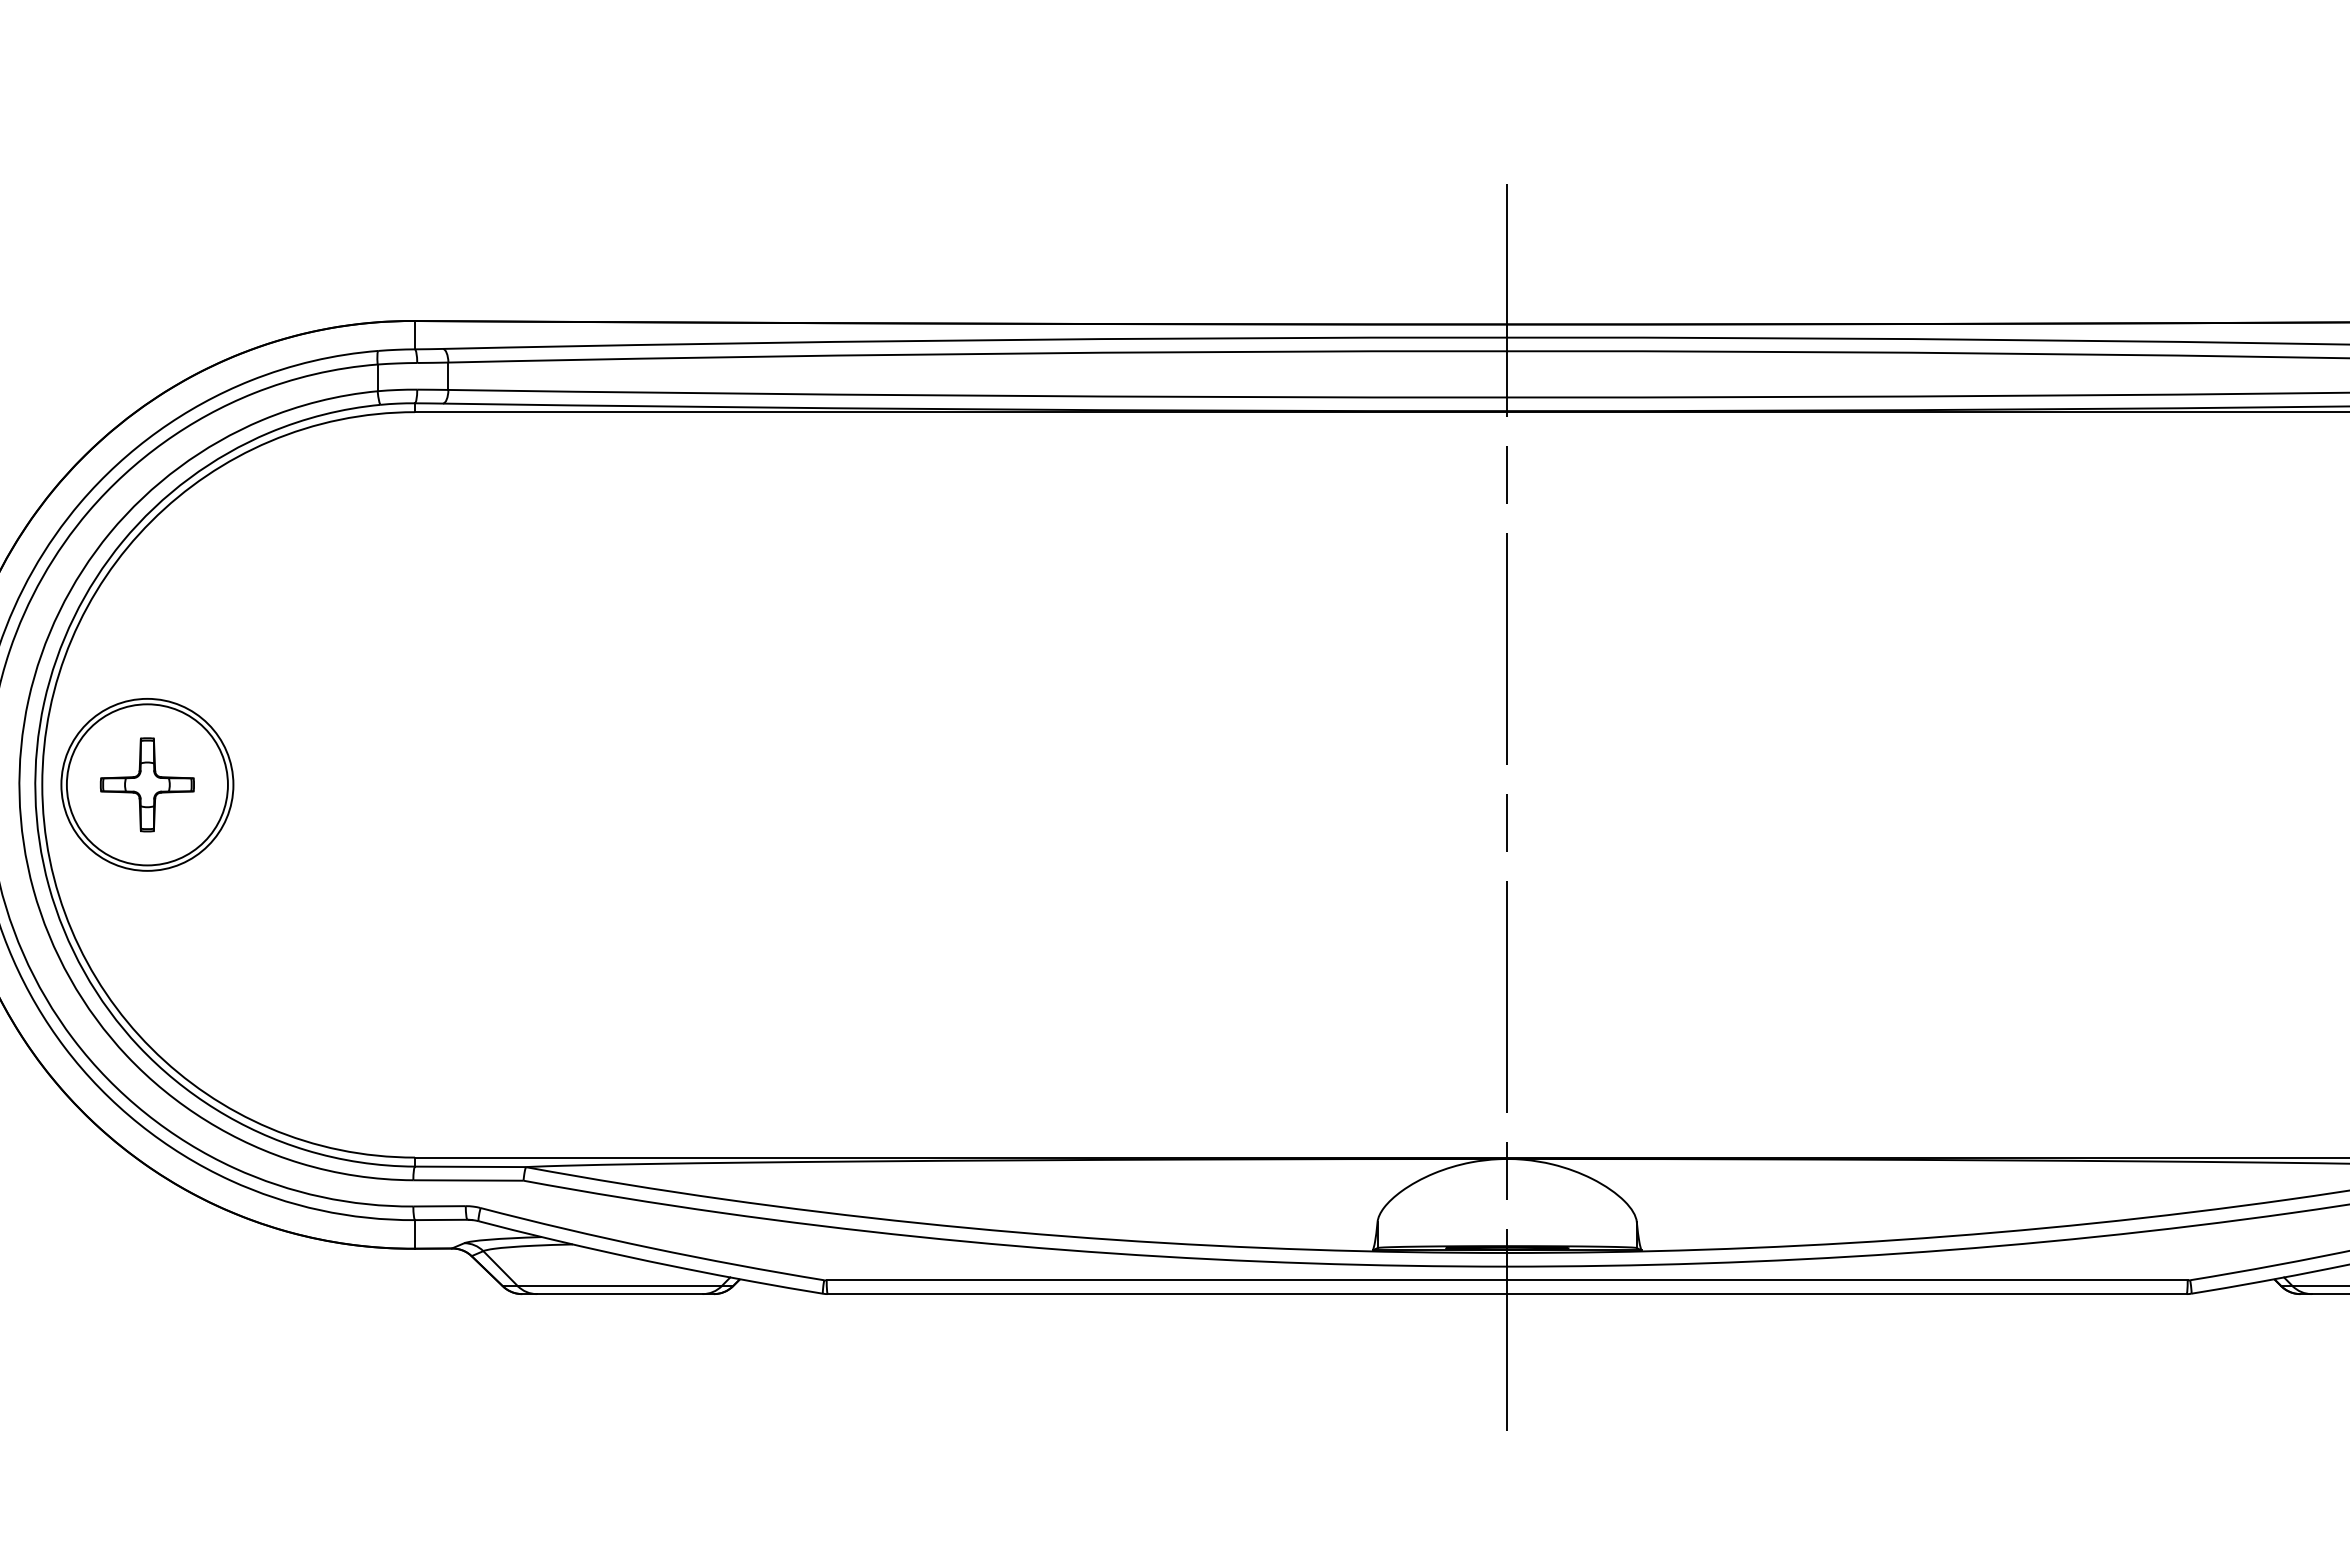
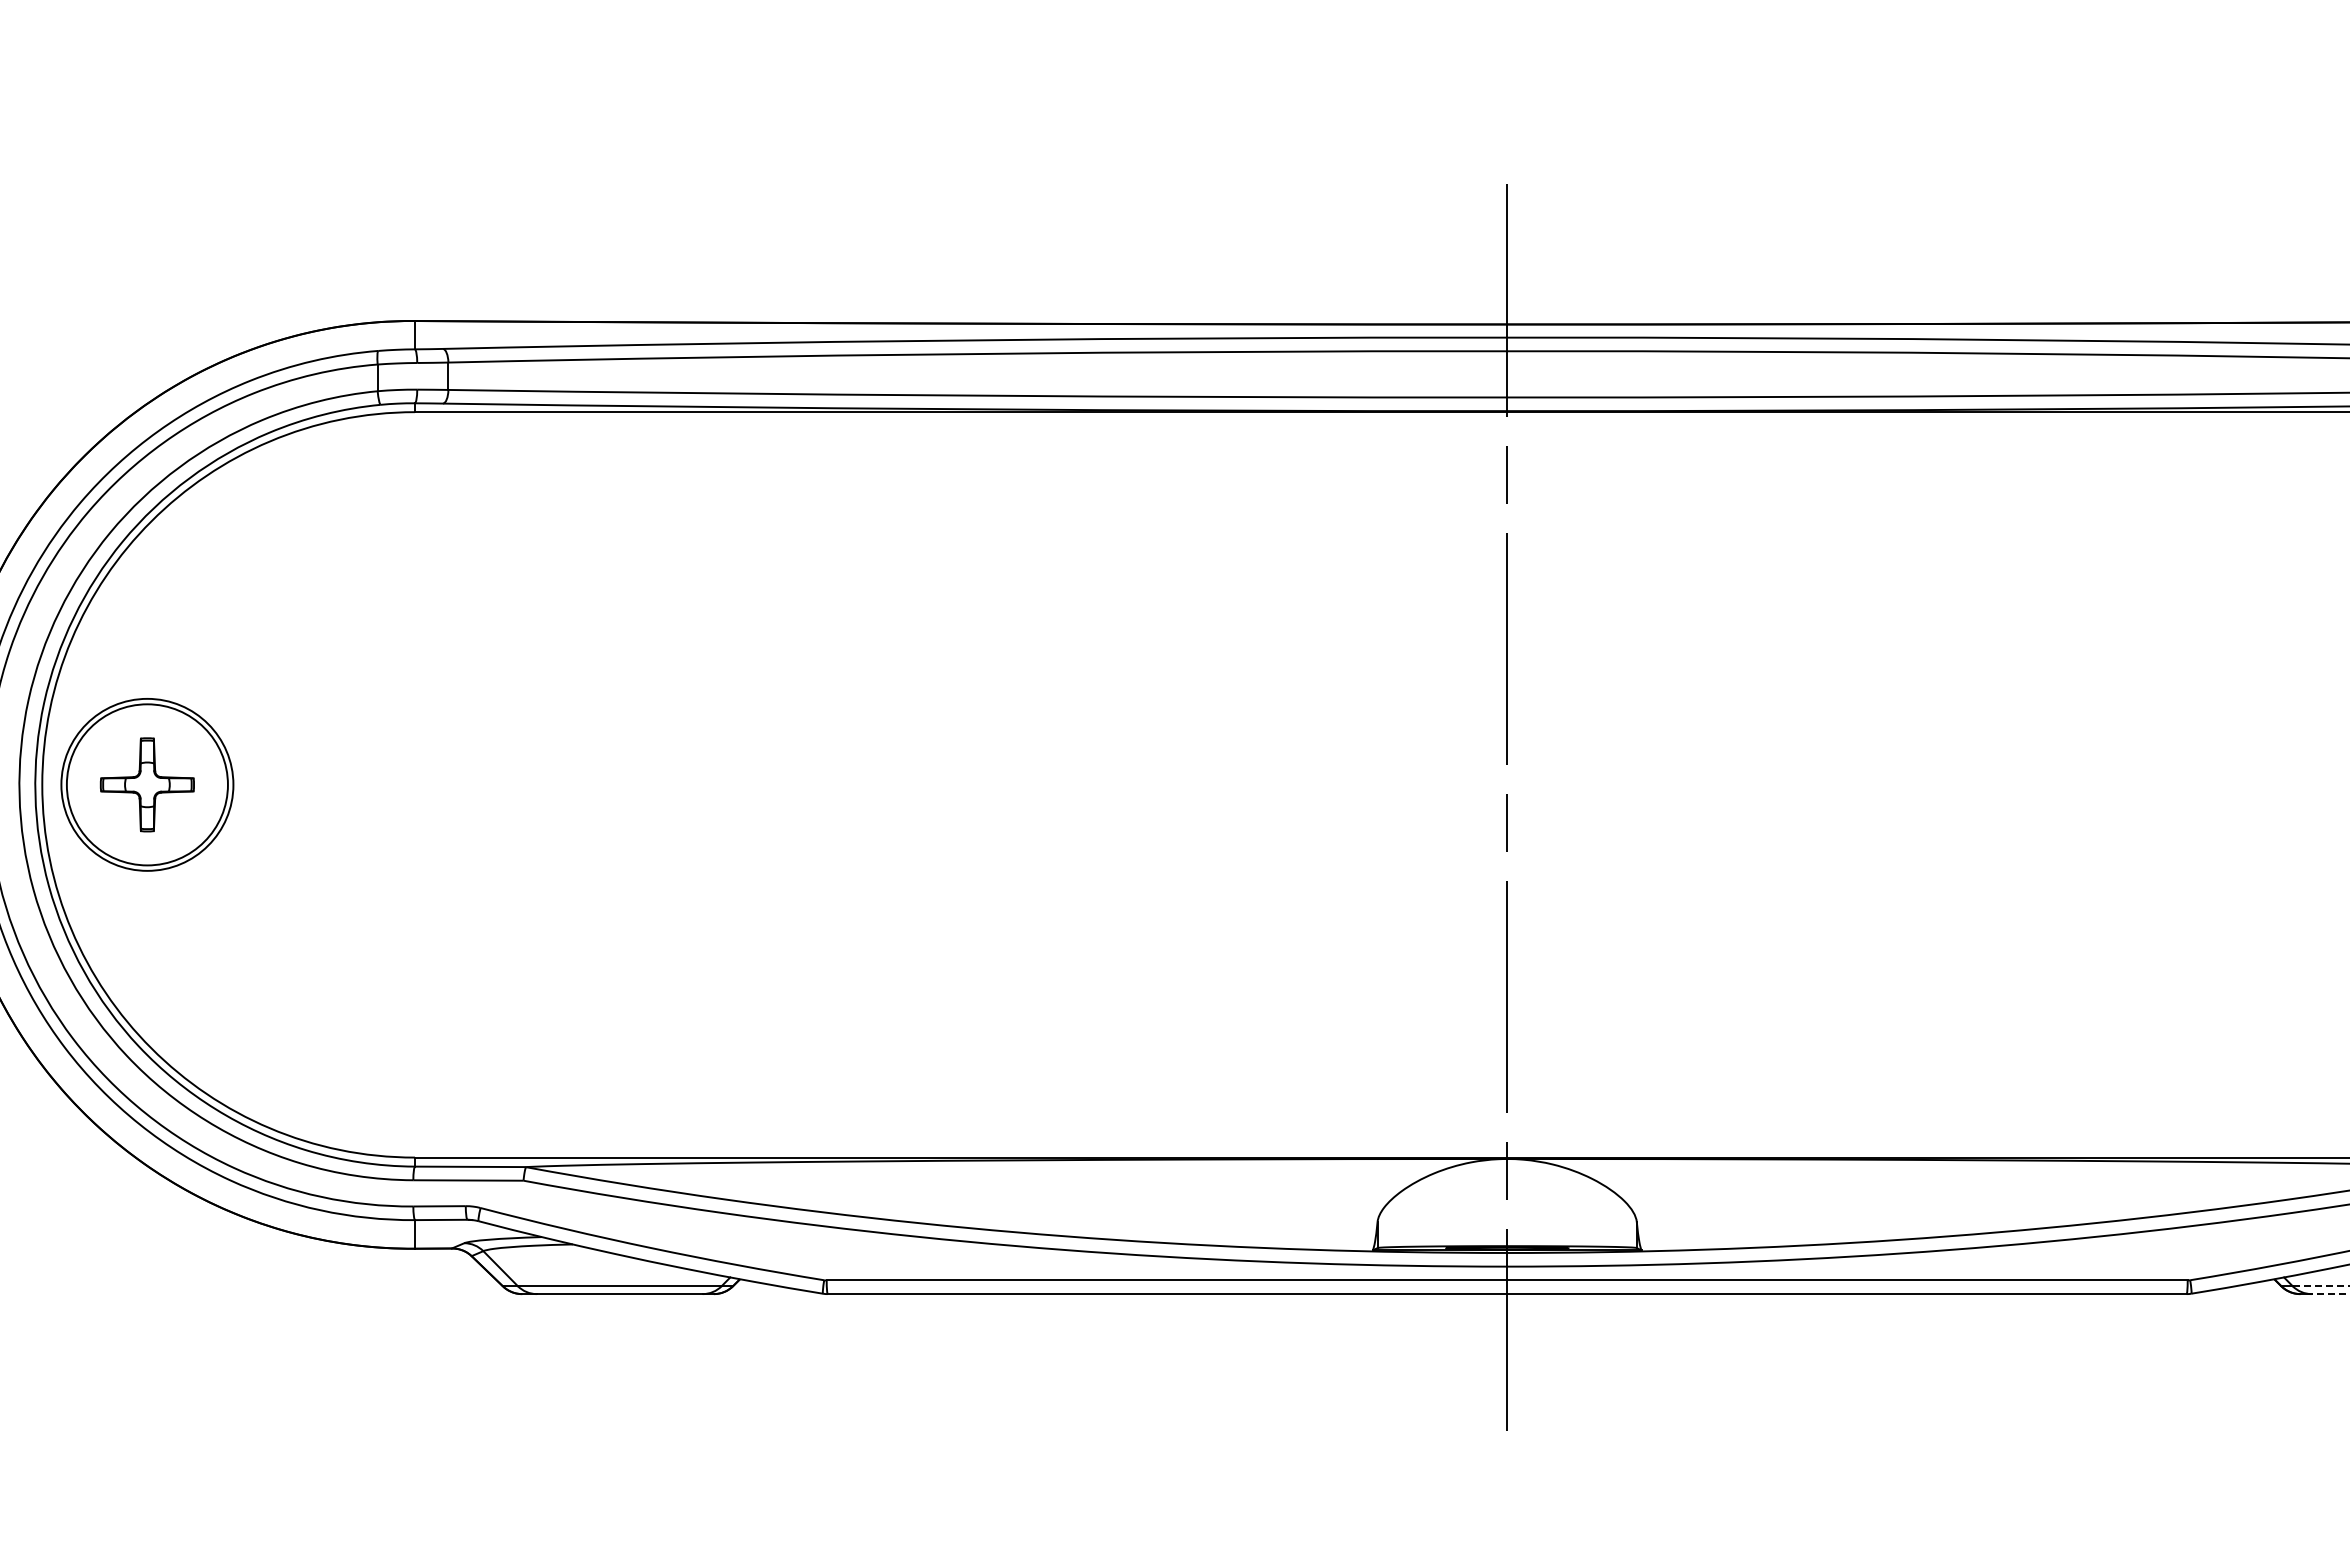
line: solid -> dashed (2321, 1286)
line: solid -> dashed (2330, 1294)
